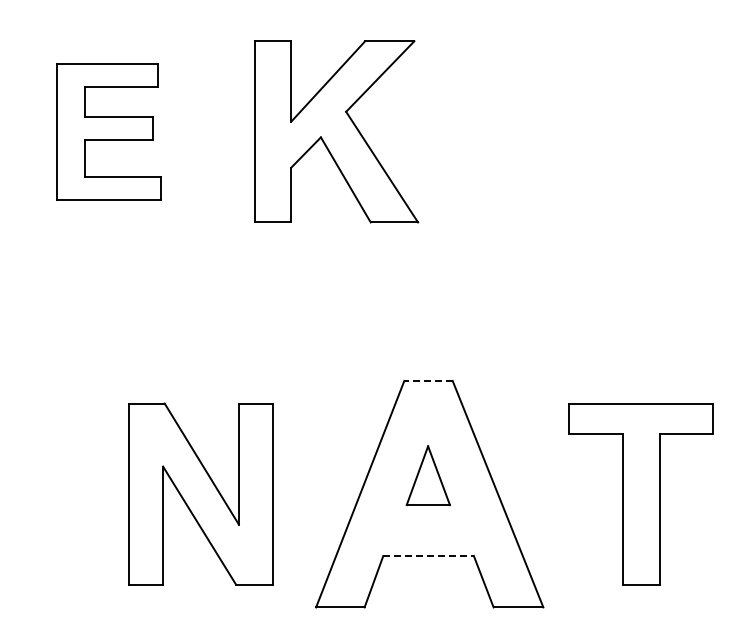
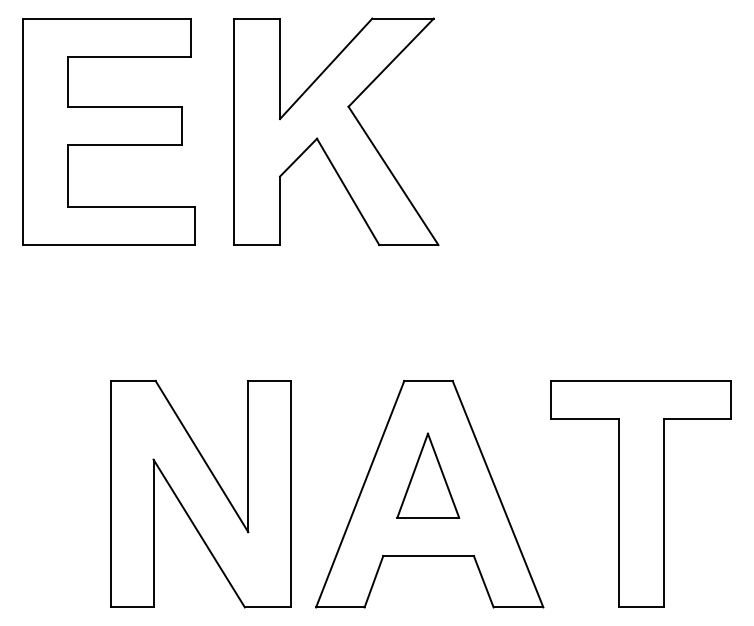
part size: 106x138 px -> 174x228 px (108, 131)
part size: 166x184 px -> 207x230 px (336, 131)
line: dashed -> solid (428, 380)
part size: 46x62 px -> 65x87 px (428, 475)
part size: 146x184 px -> 182x230 px (200, 493)
part size: 146x183 px -> 182x228 px (640, 493)
line: dashed -> solid (429, 555)
